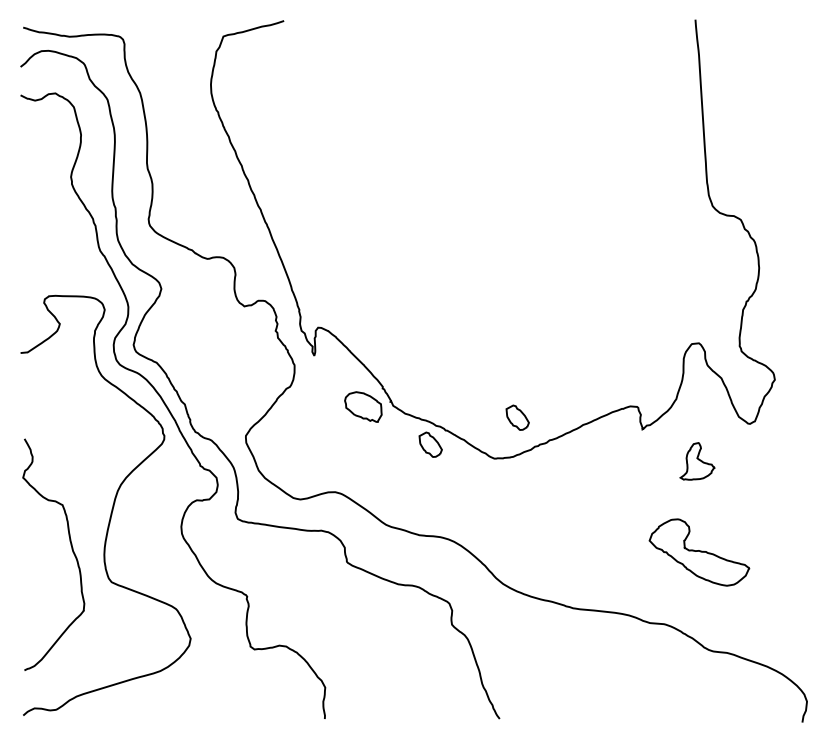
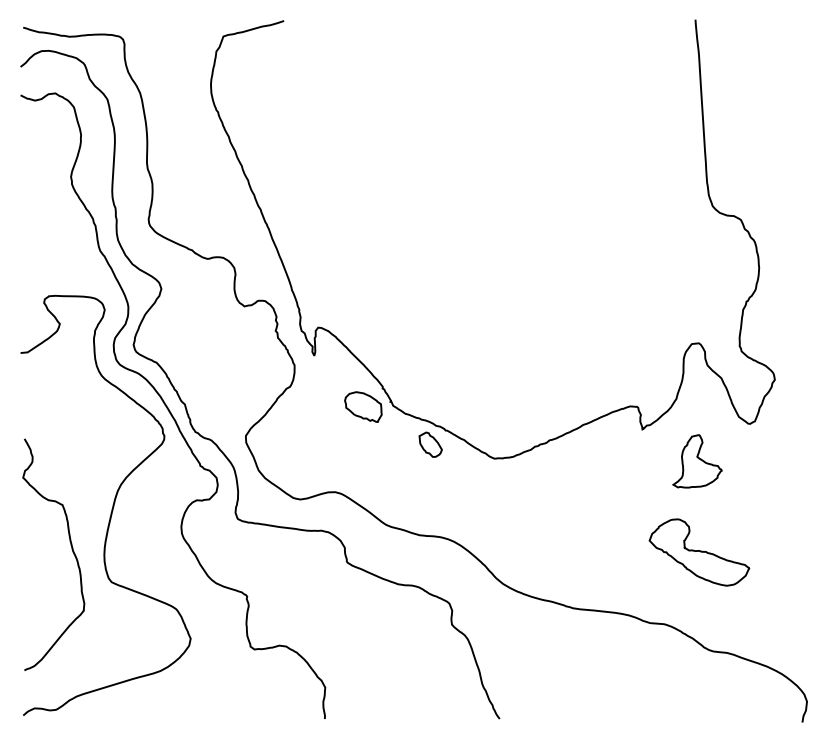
part: present -> none (517, 417)
part size: 37x39 px -> 51x55 px (697, 461)
